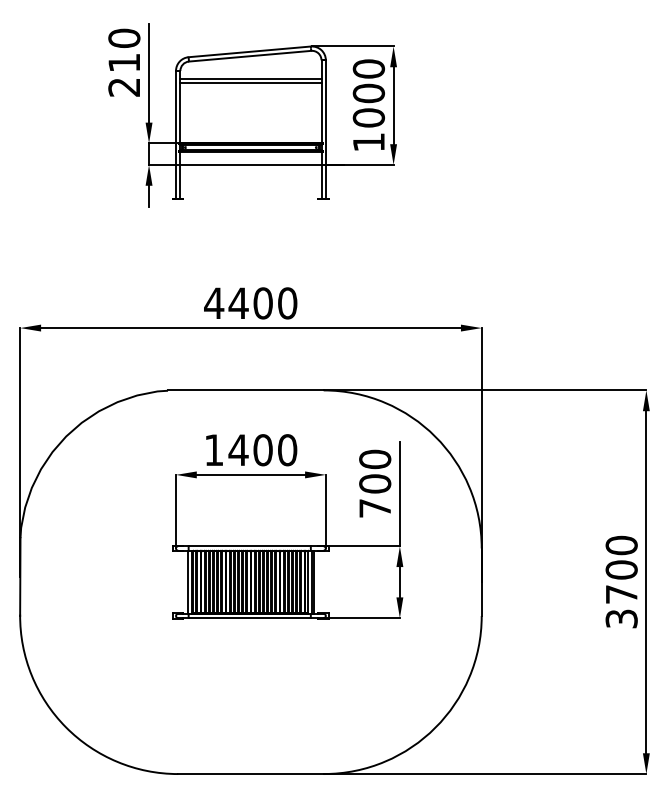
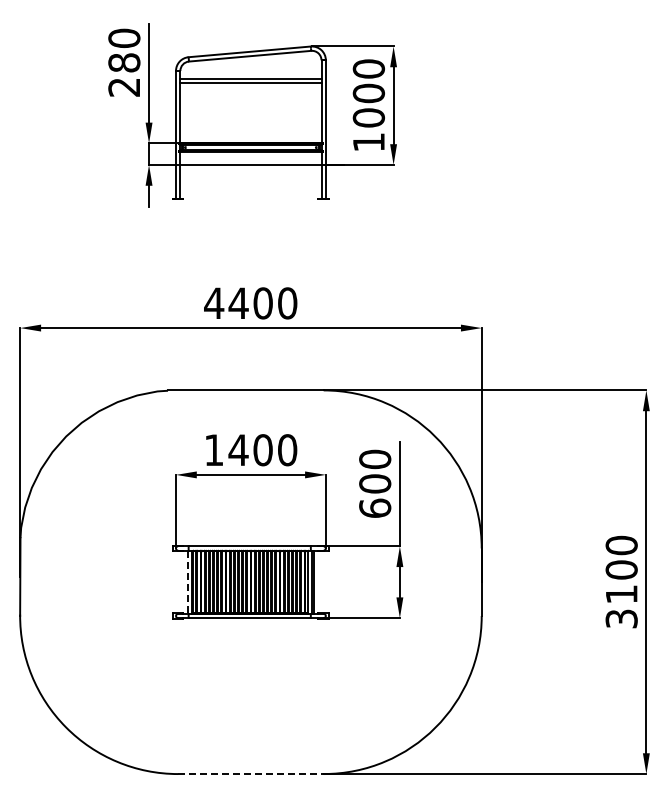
text: 210 -> 280 (124, 62)
text: 700 -> 600 (375, 507)
line: solid -> dashed (187, 582)
text: 3700 -> 3100 (621, 594)
line: solid -> dashed (250, 774)
